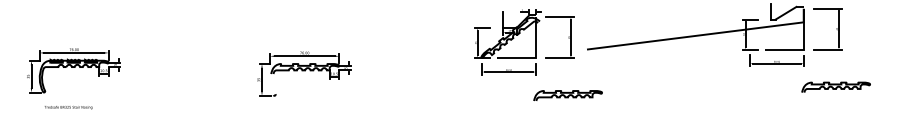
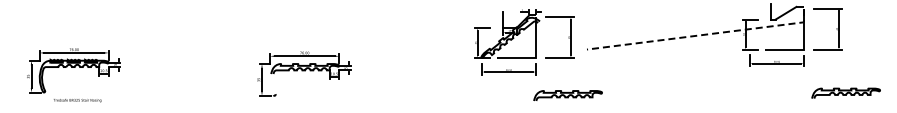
line: solid -> dashed (702, 35)
curve position: (835, 85) -> (845, 91) (845, 91)
text position: (68, 107) -> (77, 100) (77, 100)
